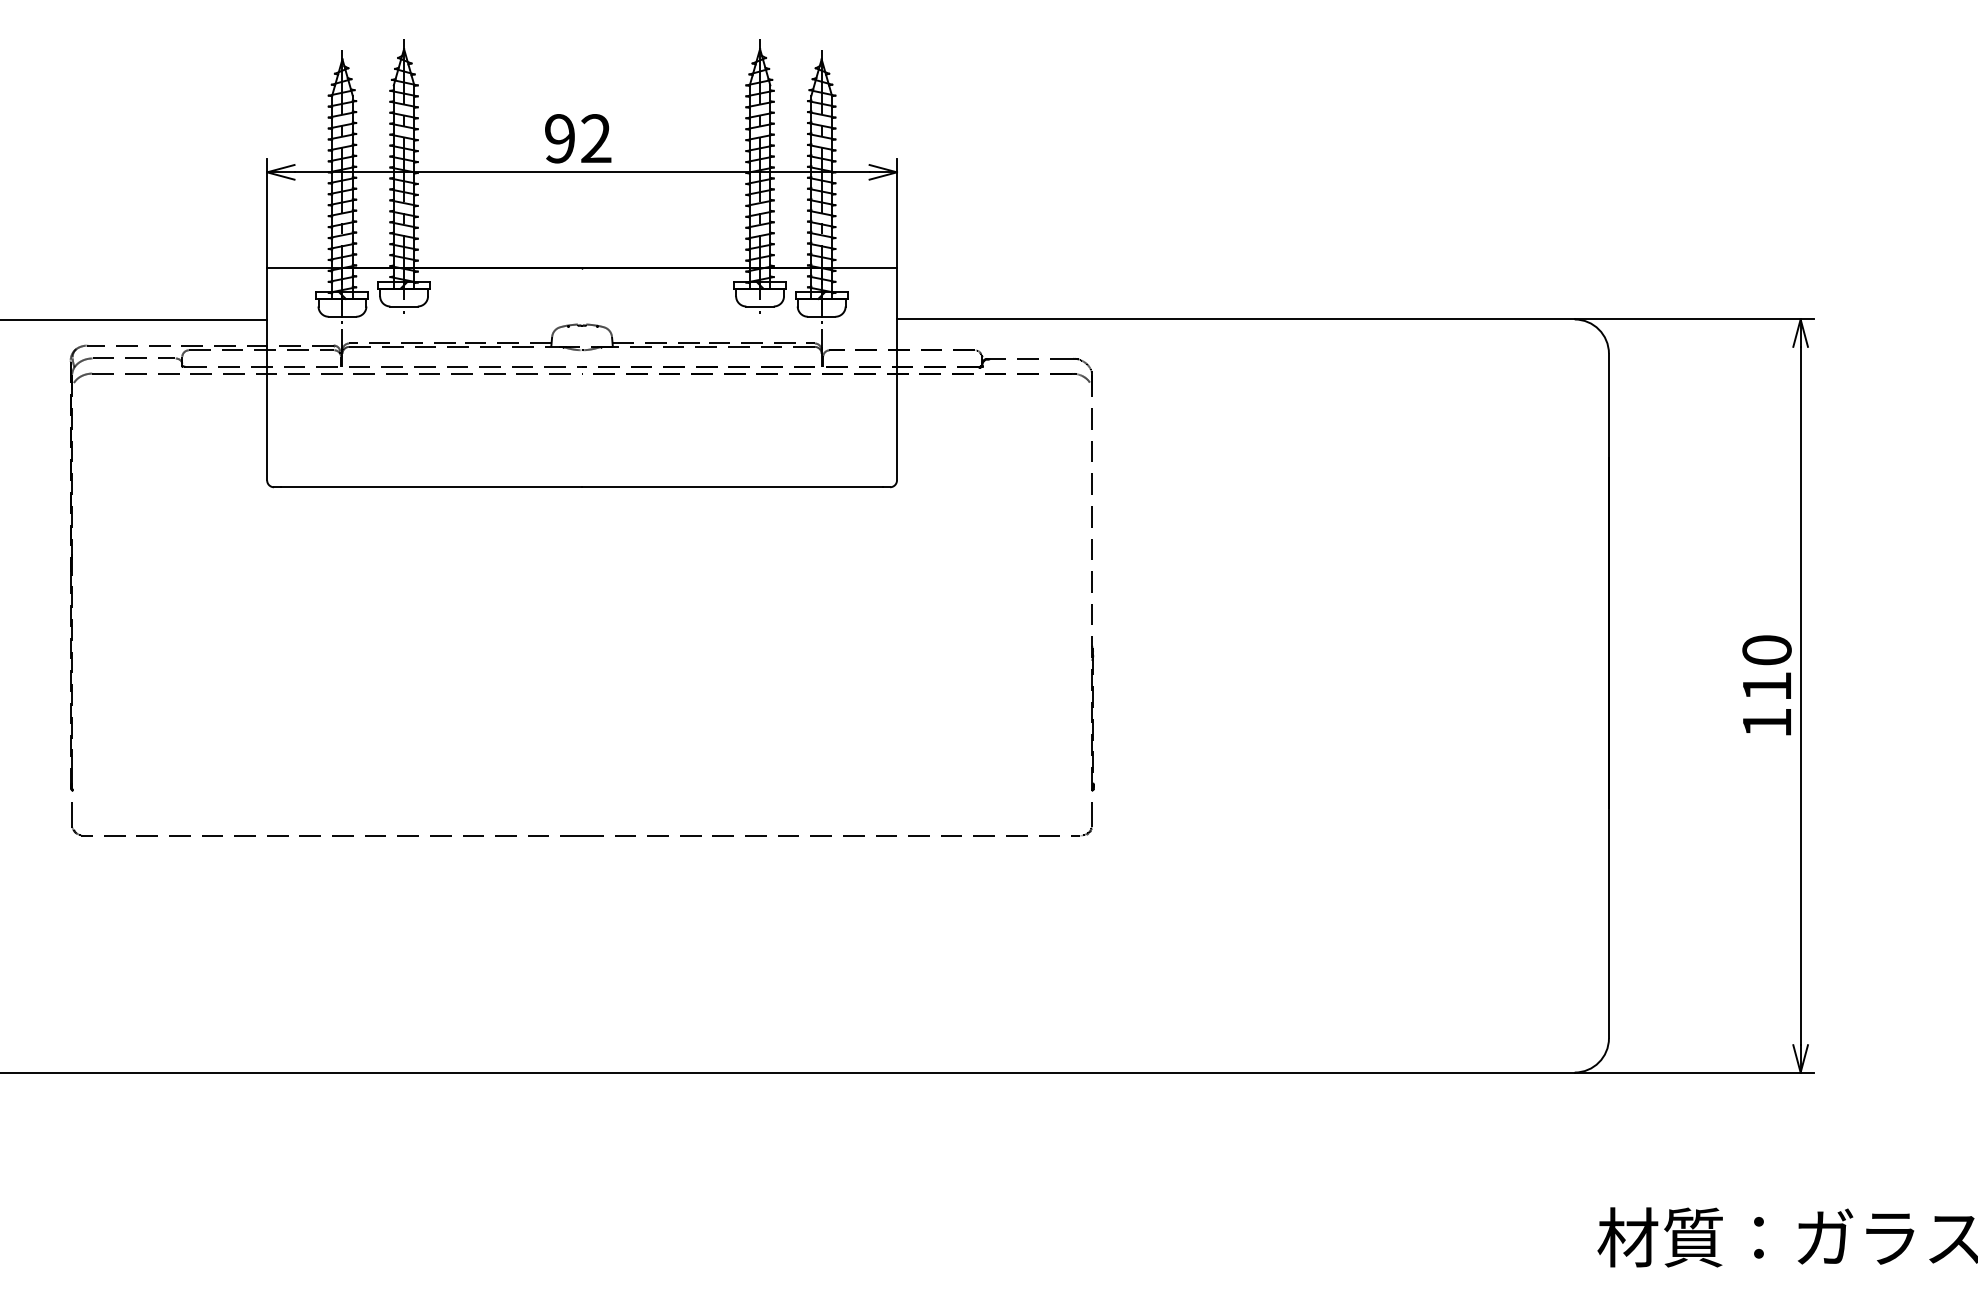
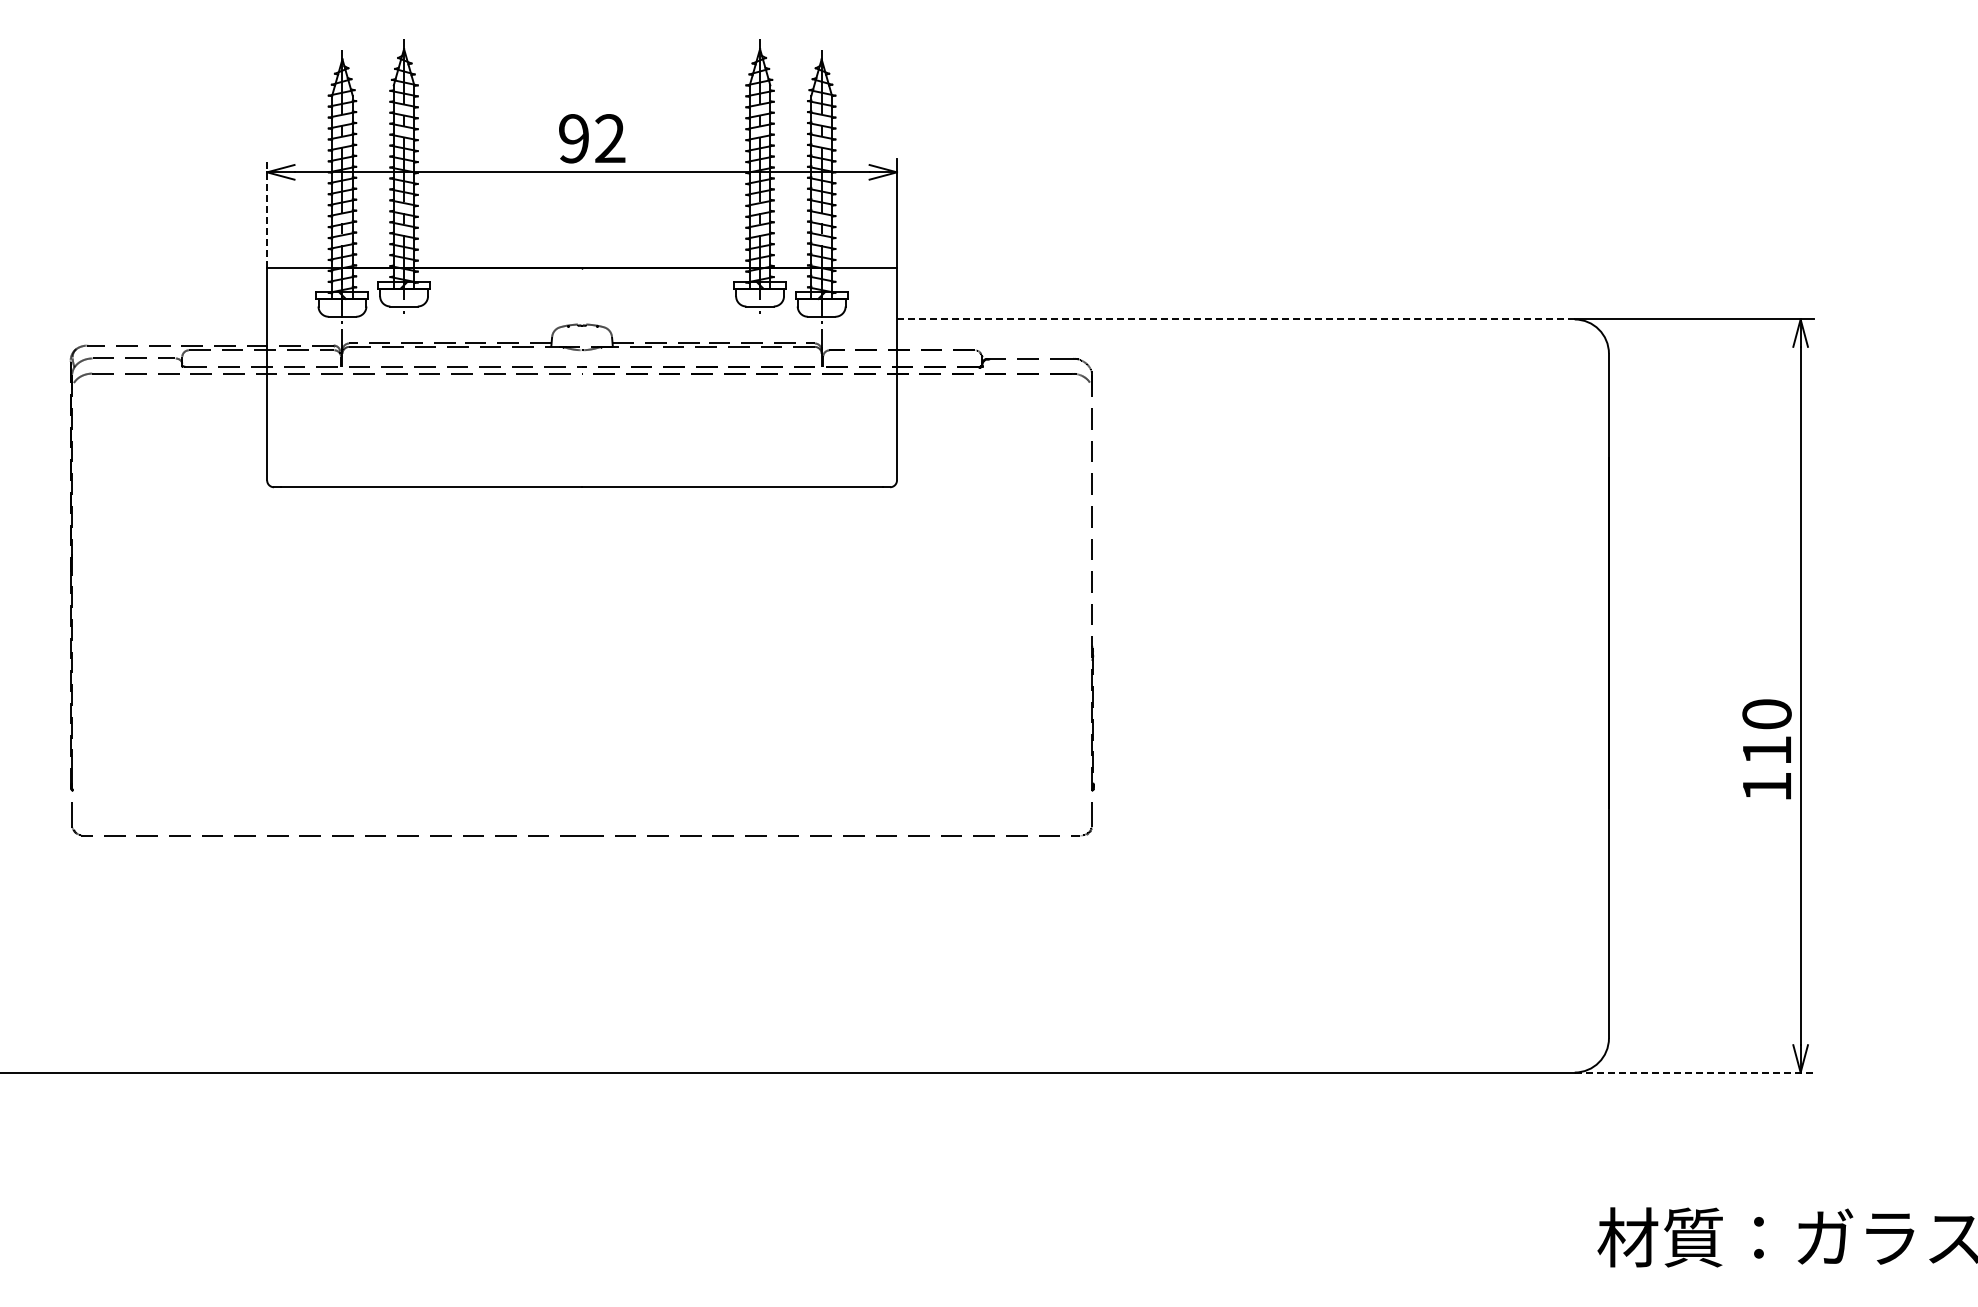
text position: (578, 138) -> (592, 138) (592, 138)
line: solid -> dashed (267, 213)
line: present -> none (134, 319)
line: solid -> dashed (1235, 319)
text position: (1766, 685) -> (1766, 749) (1766, 749)
line: solid -> dashed (1694, 1072)
